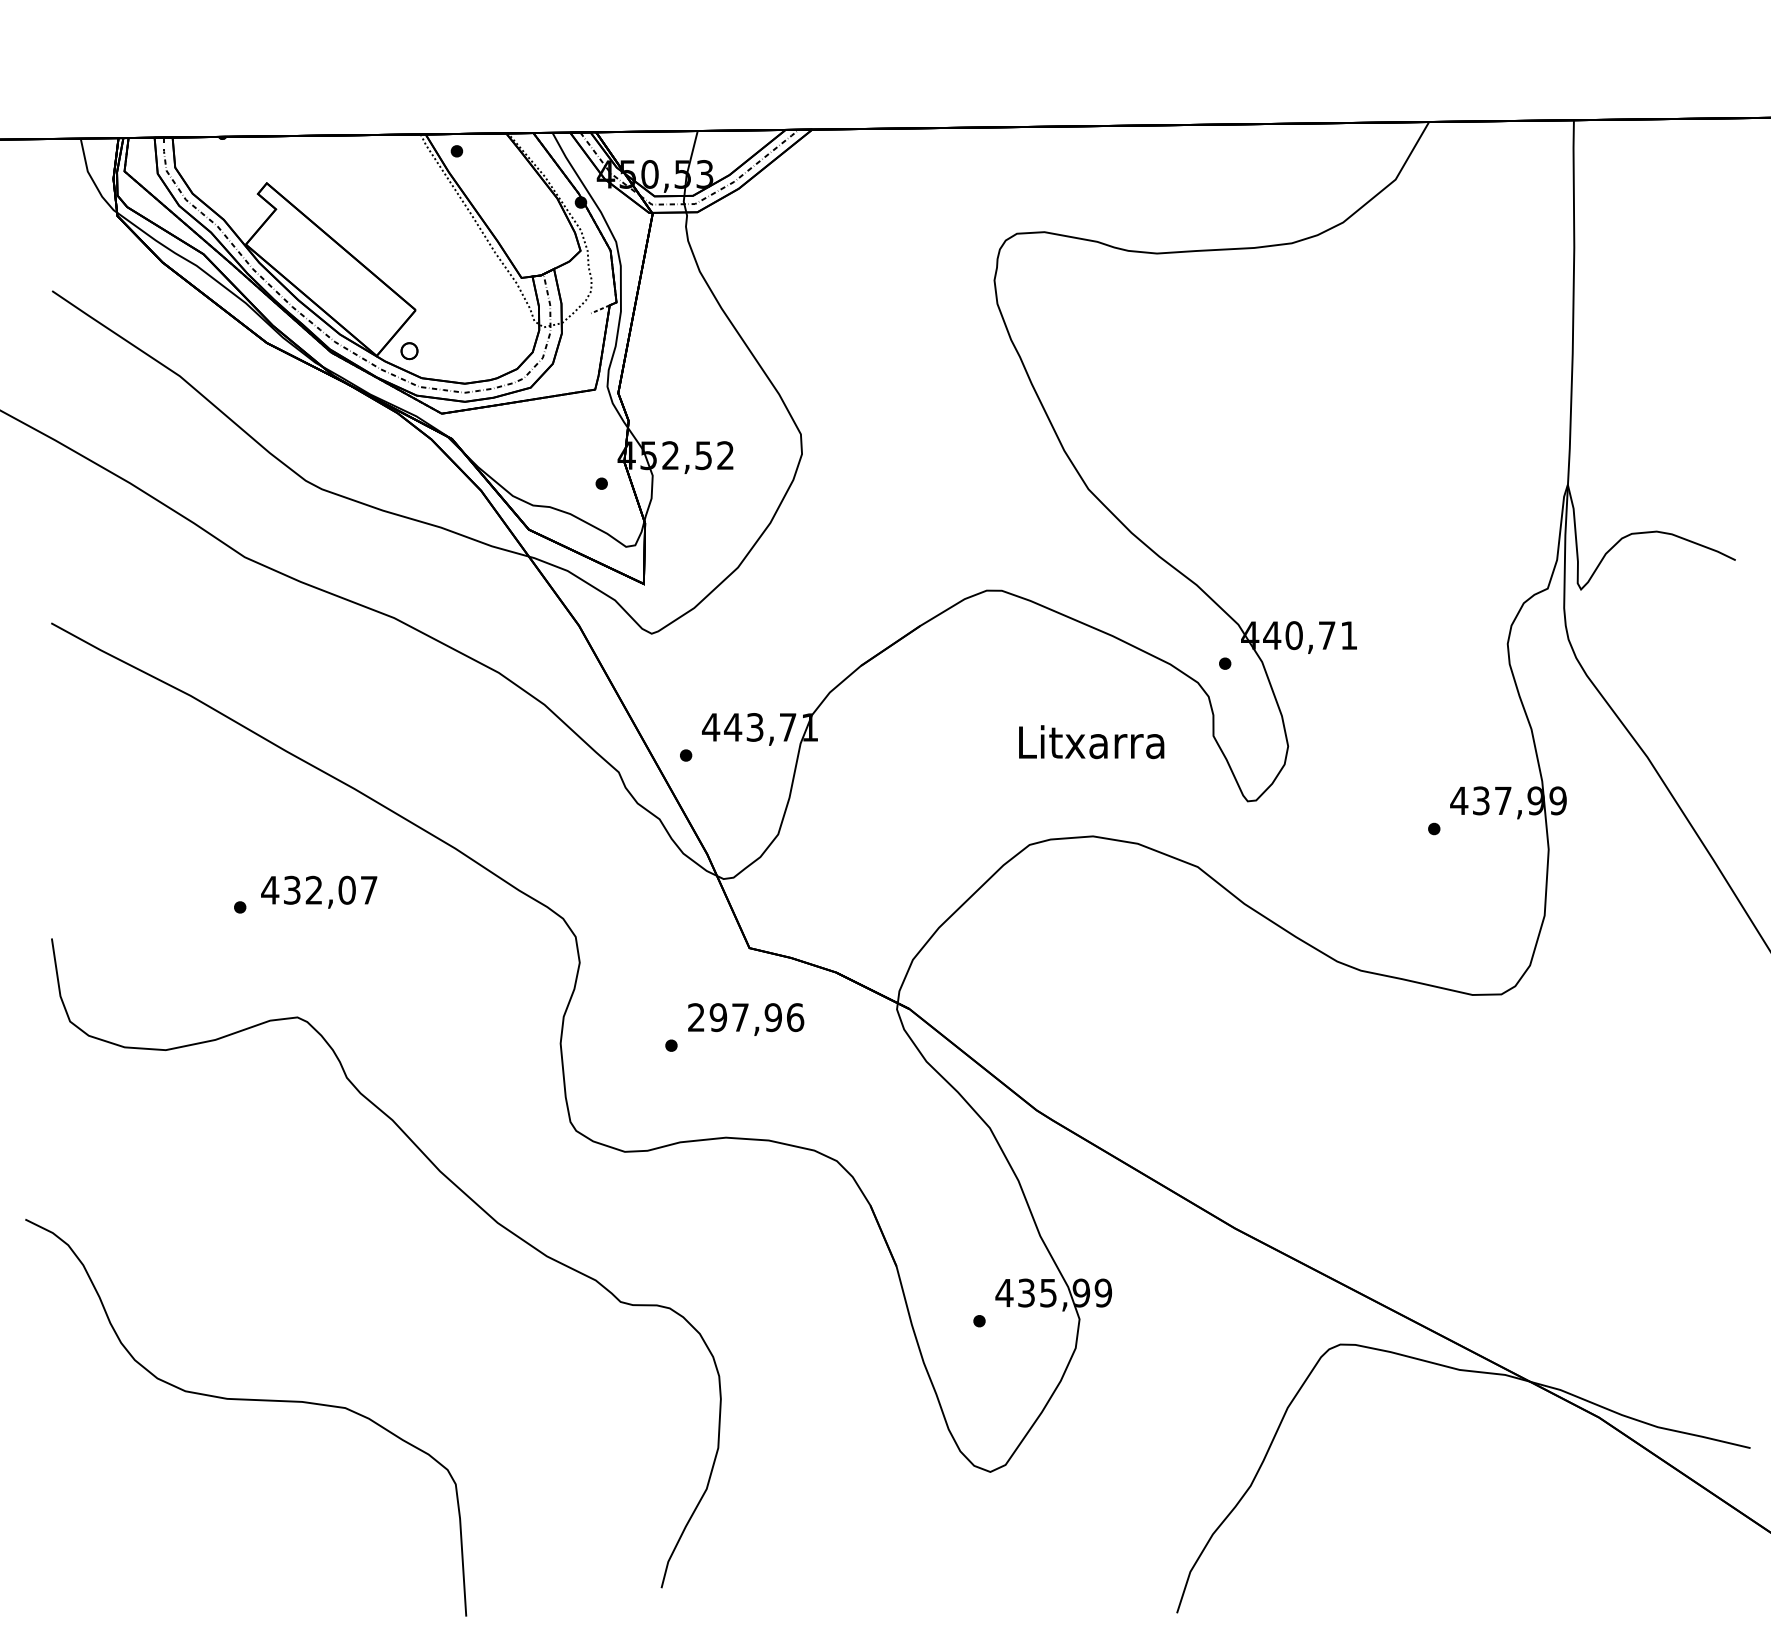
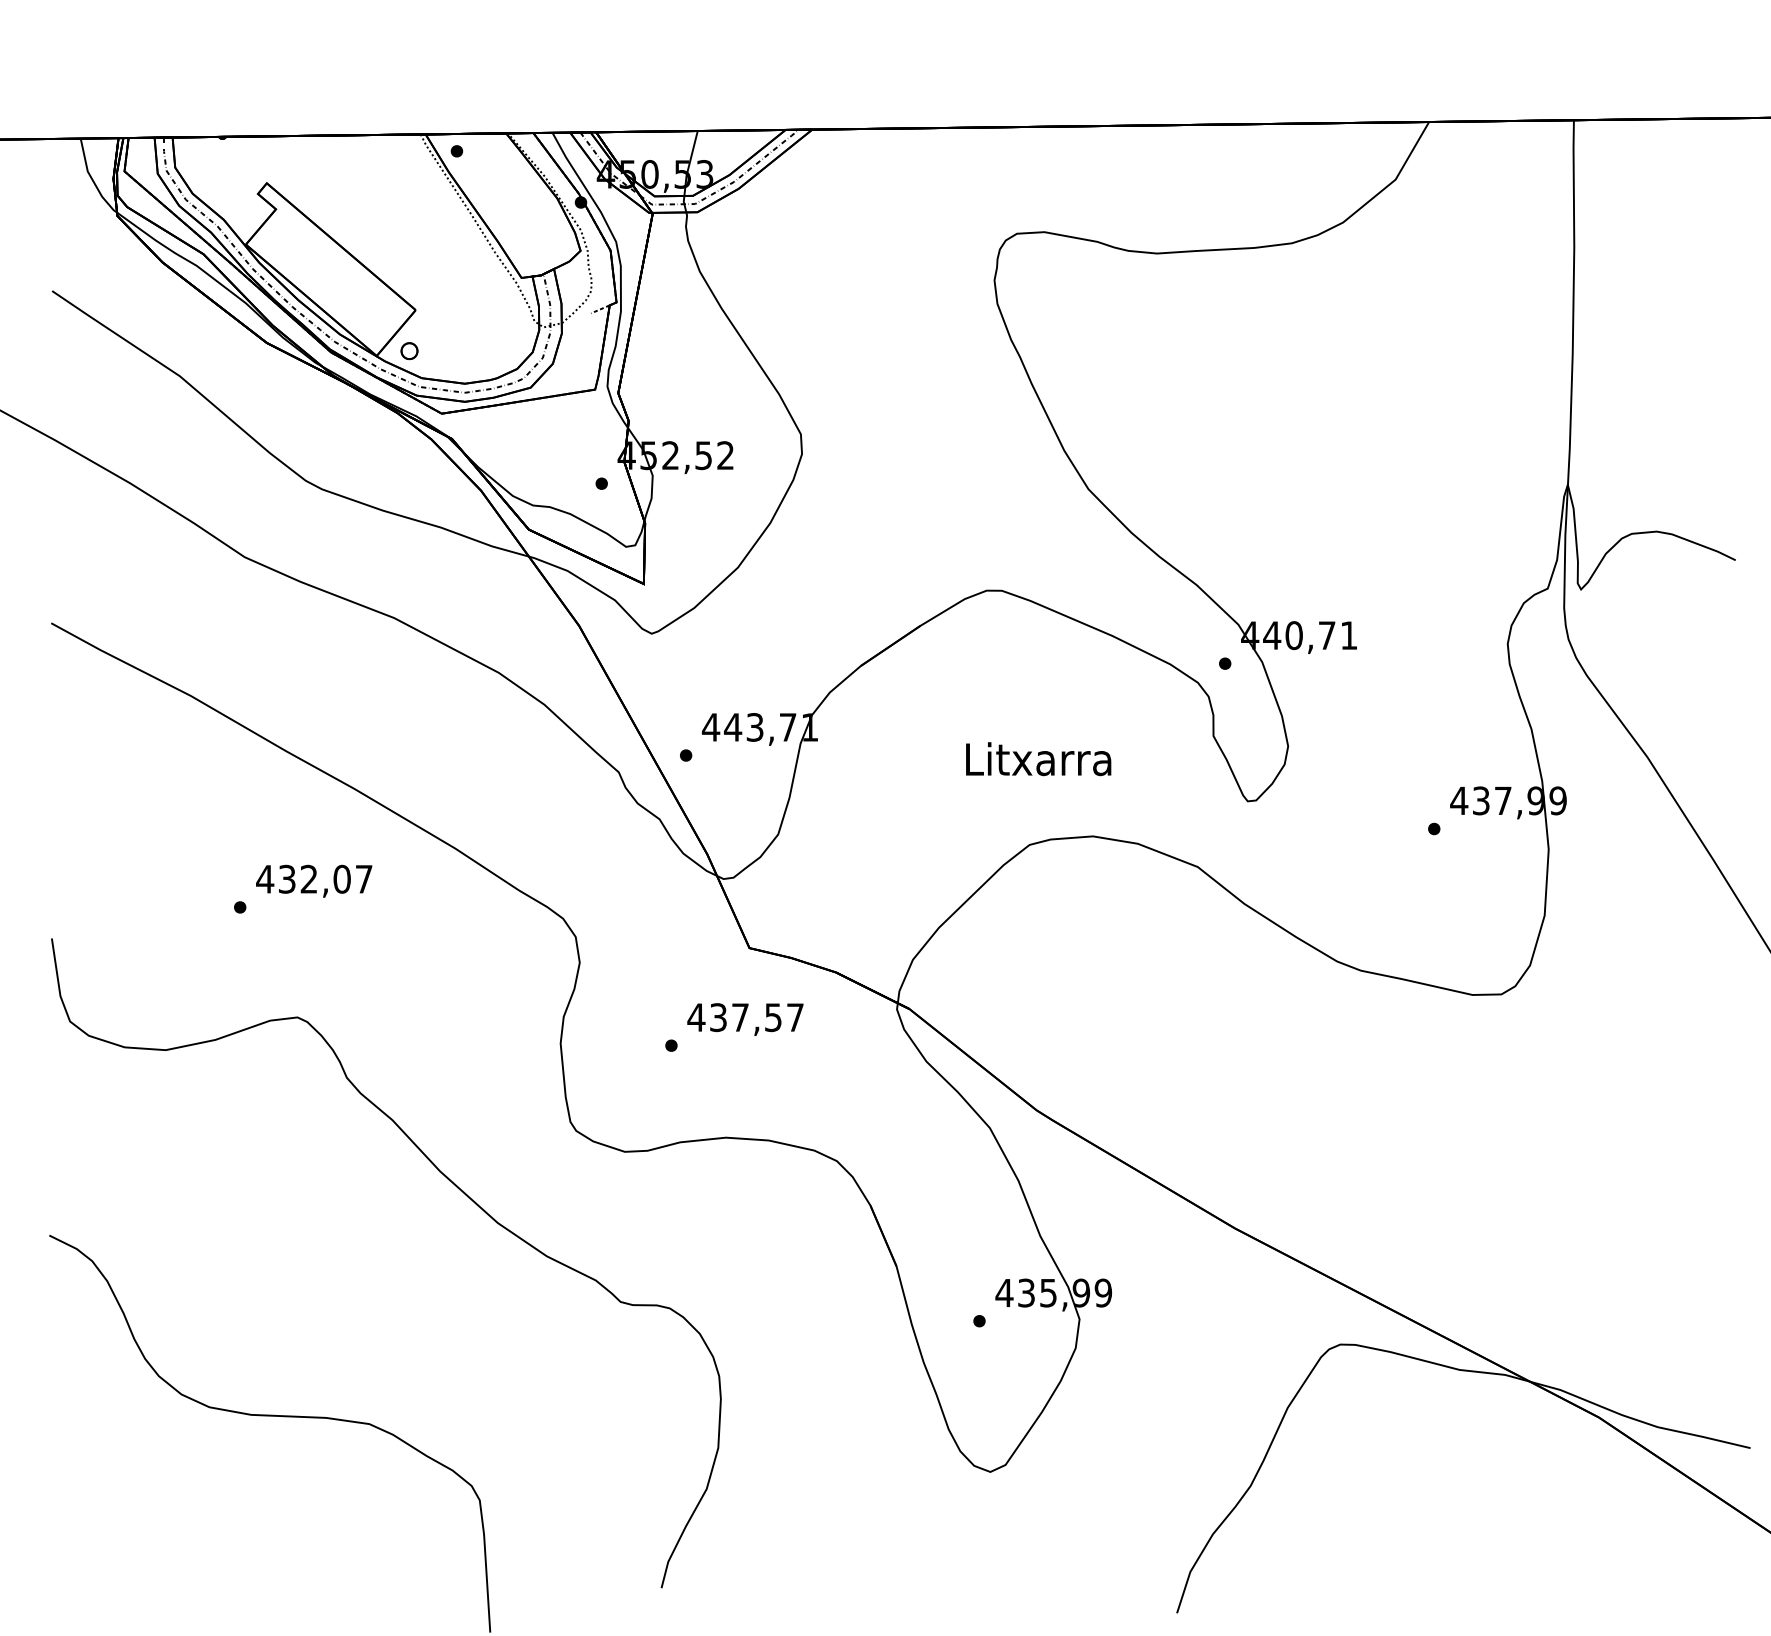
text position: (1091, 742) -> (1038, 759) (1038, 759)
text position: (319, 891) -> (314, 880) (314, 880)
text: 297,96 -> 437,57 (745, 1017)
curve position: (246, 1400) -> (270, 1416) (270, 1416)
